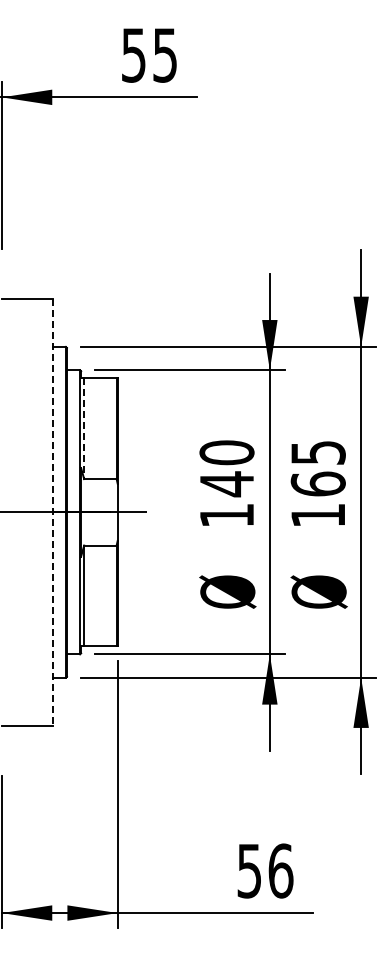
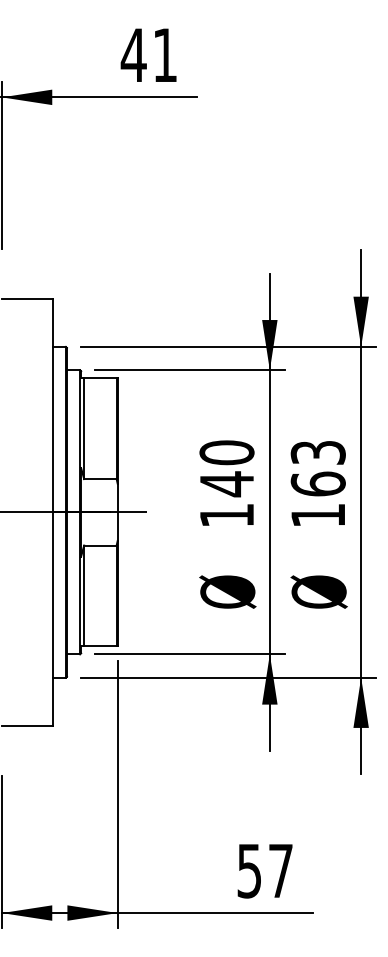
text: 55 -> 41 (148, 55)
line: dashed -> solid (84, 429)
text: 165 -> 163 (317, 452)
line: dashed -> solid (52, 512)
text: 56 -> 57 (280, 870)
